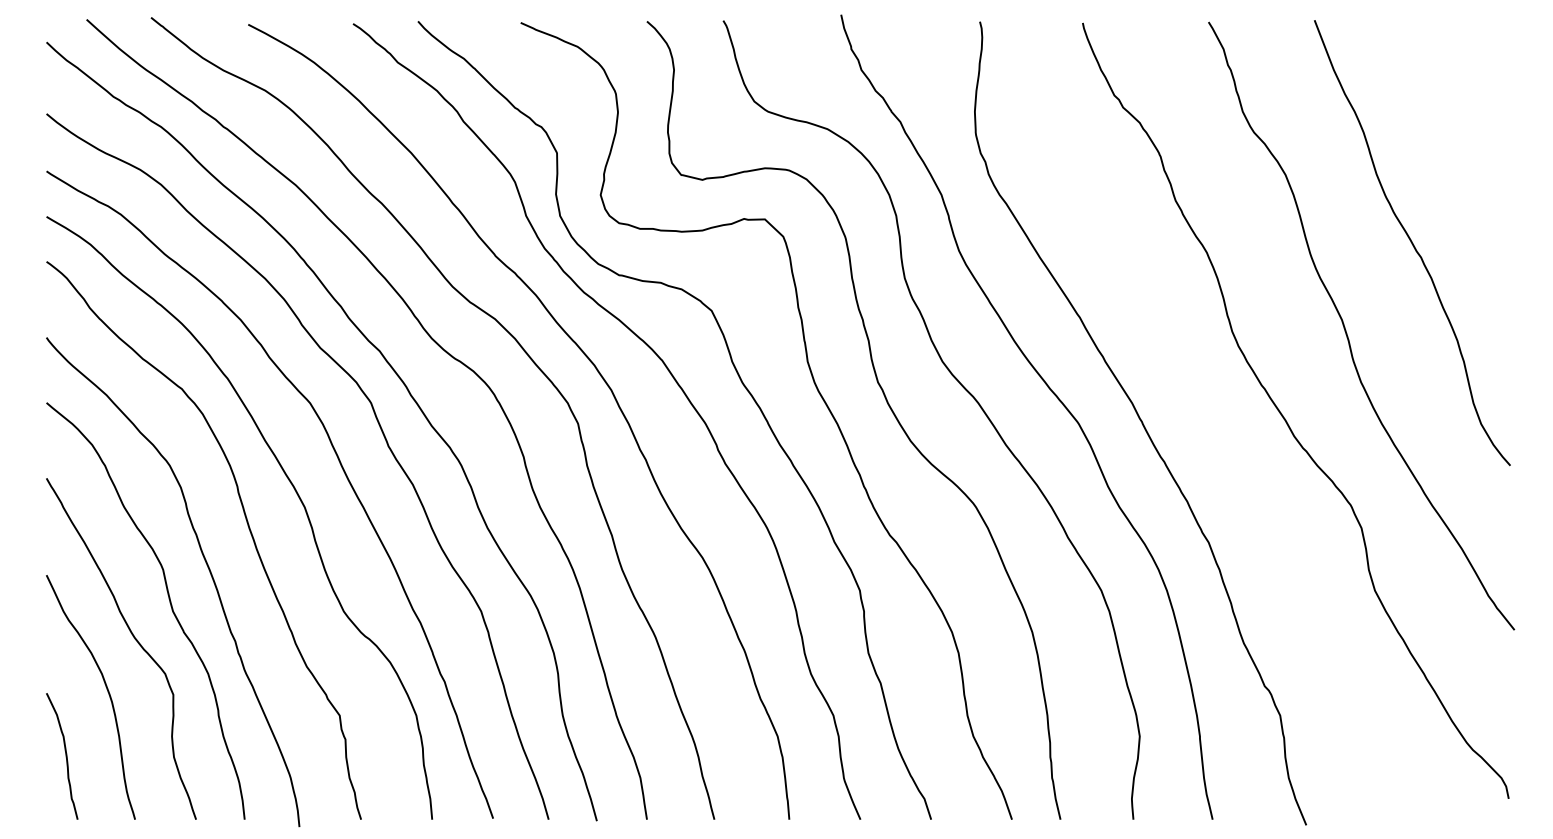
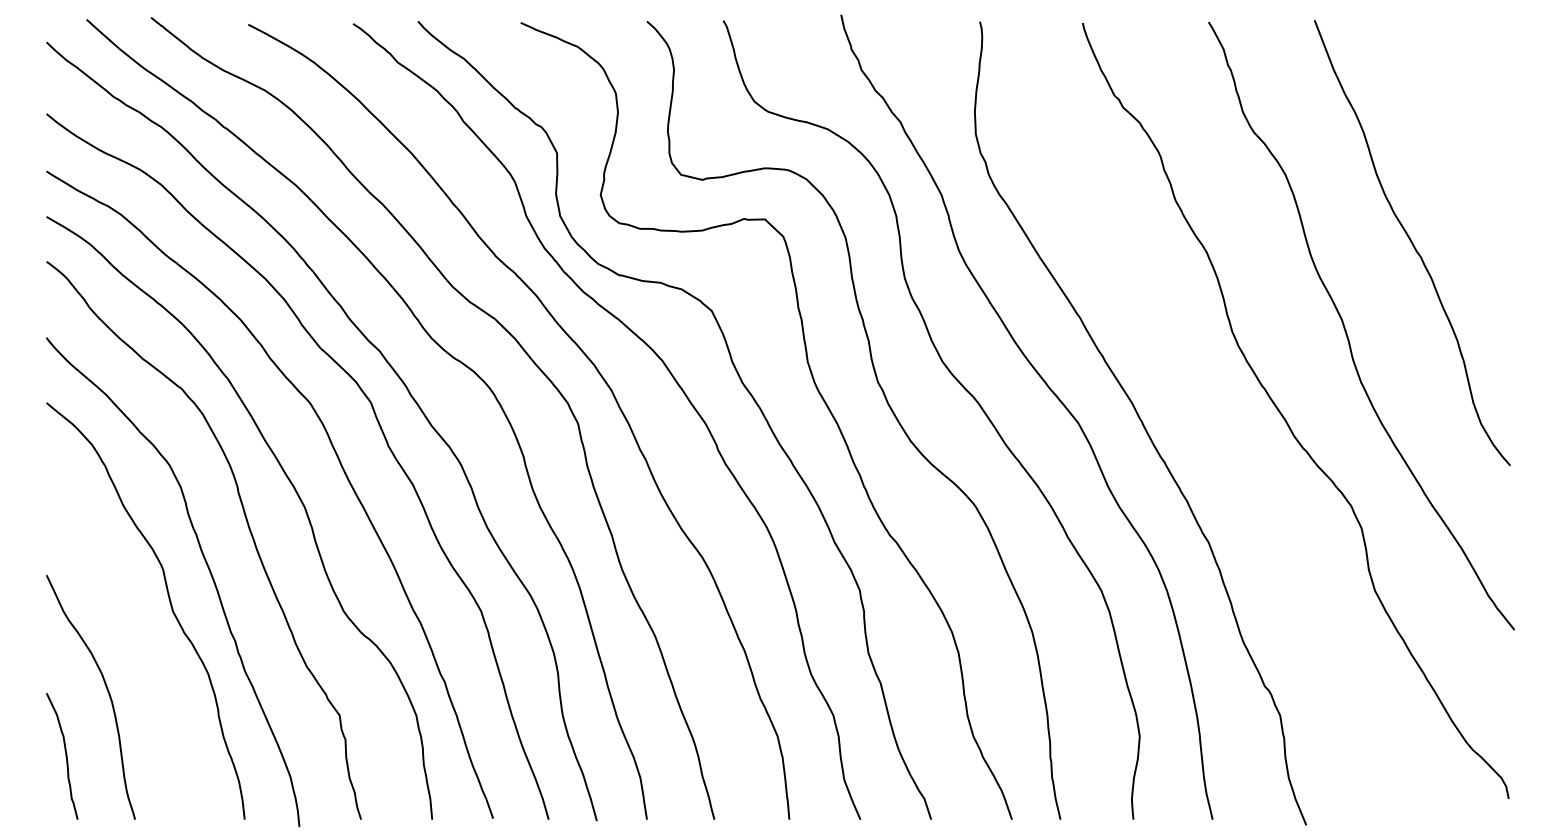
curve: present -> none (134, 639)
